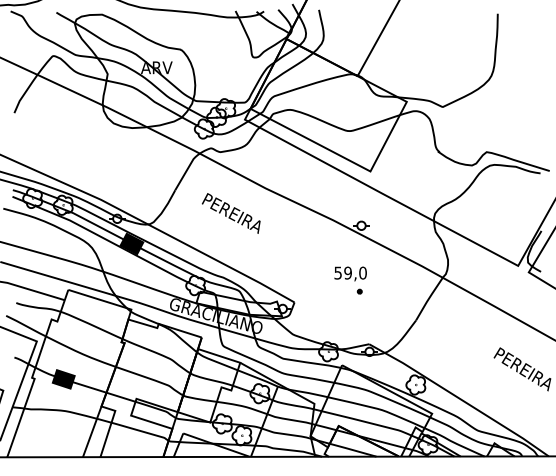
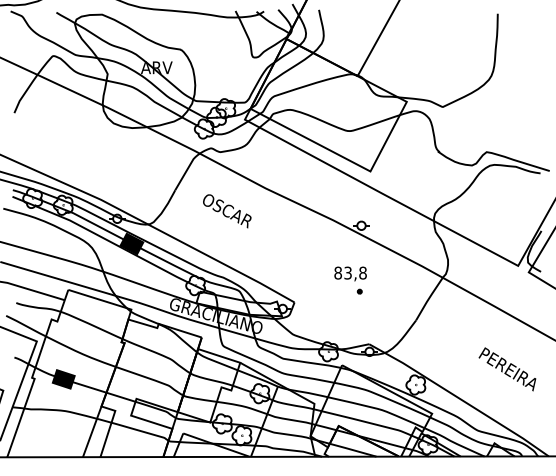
text: PEREIRA -> OSCAR (230, 213)
text: 59,0 -> 83,8 (350, 272)
text position: (522, 369) -> (507, 369) (507, 369)
